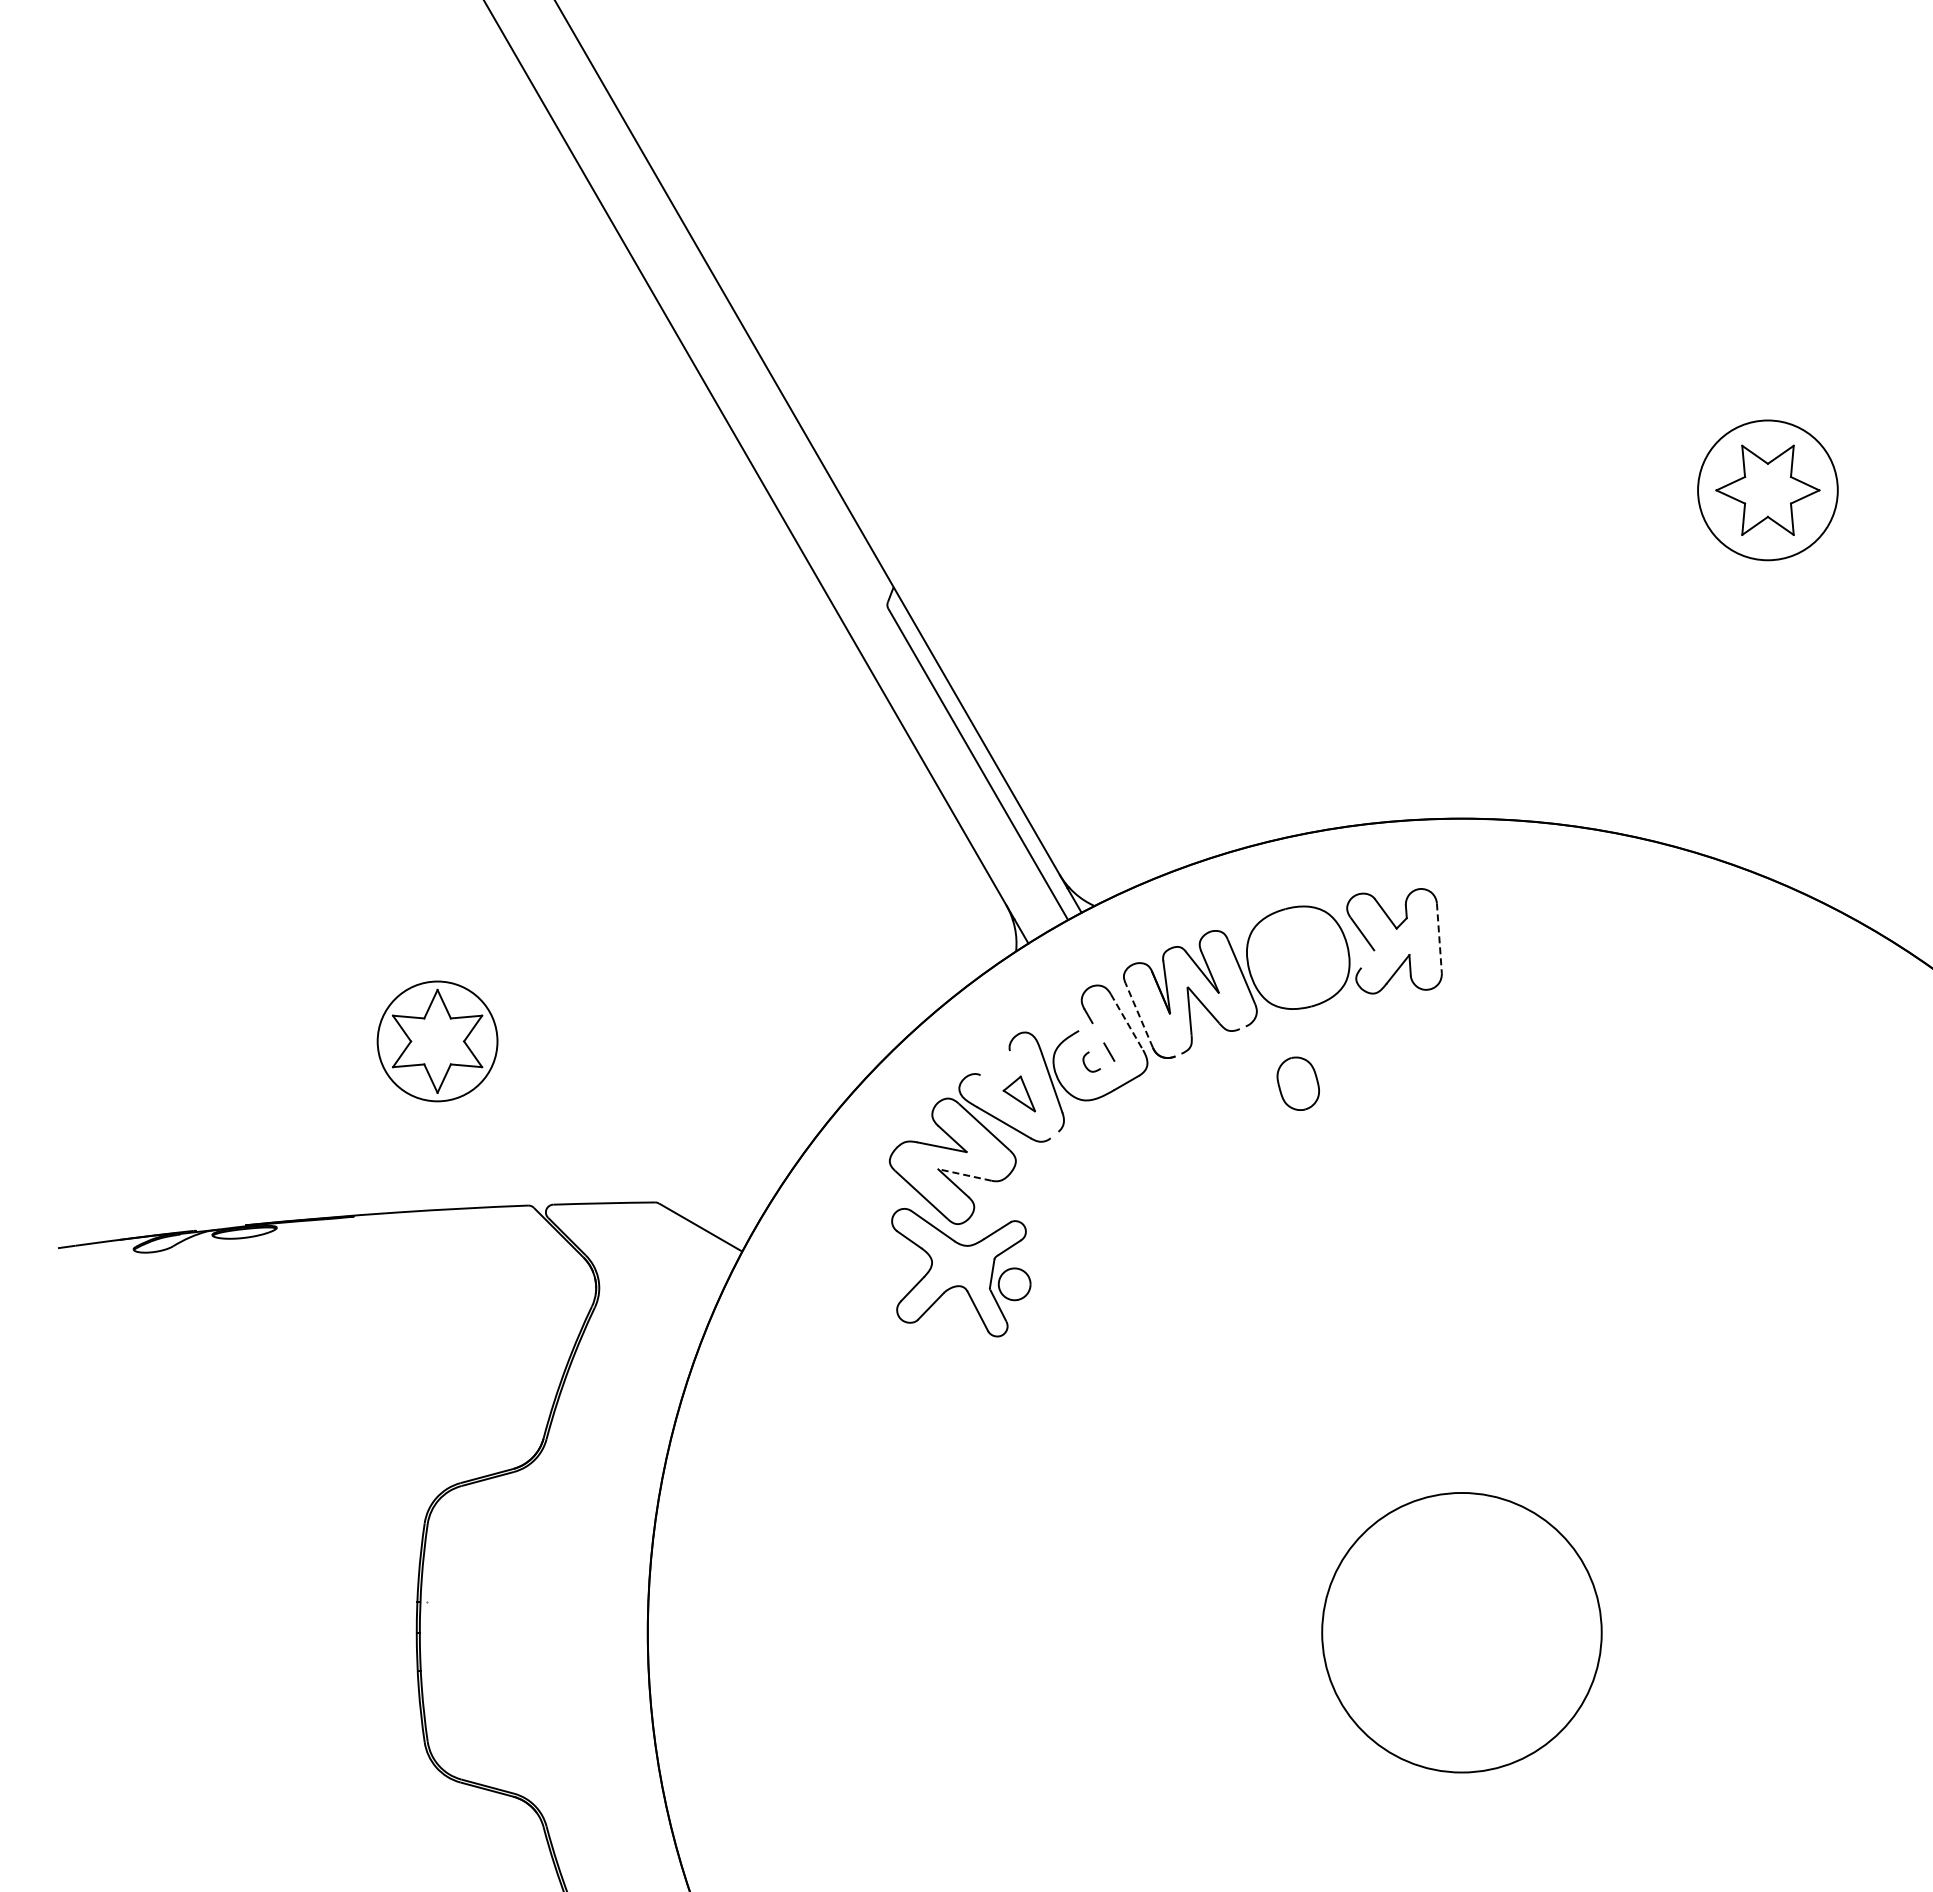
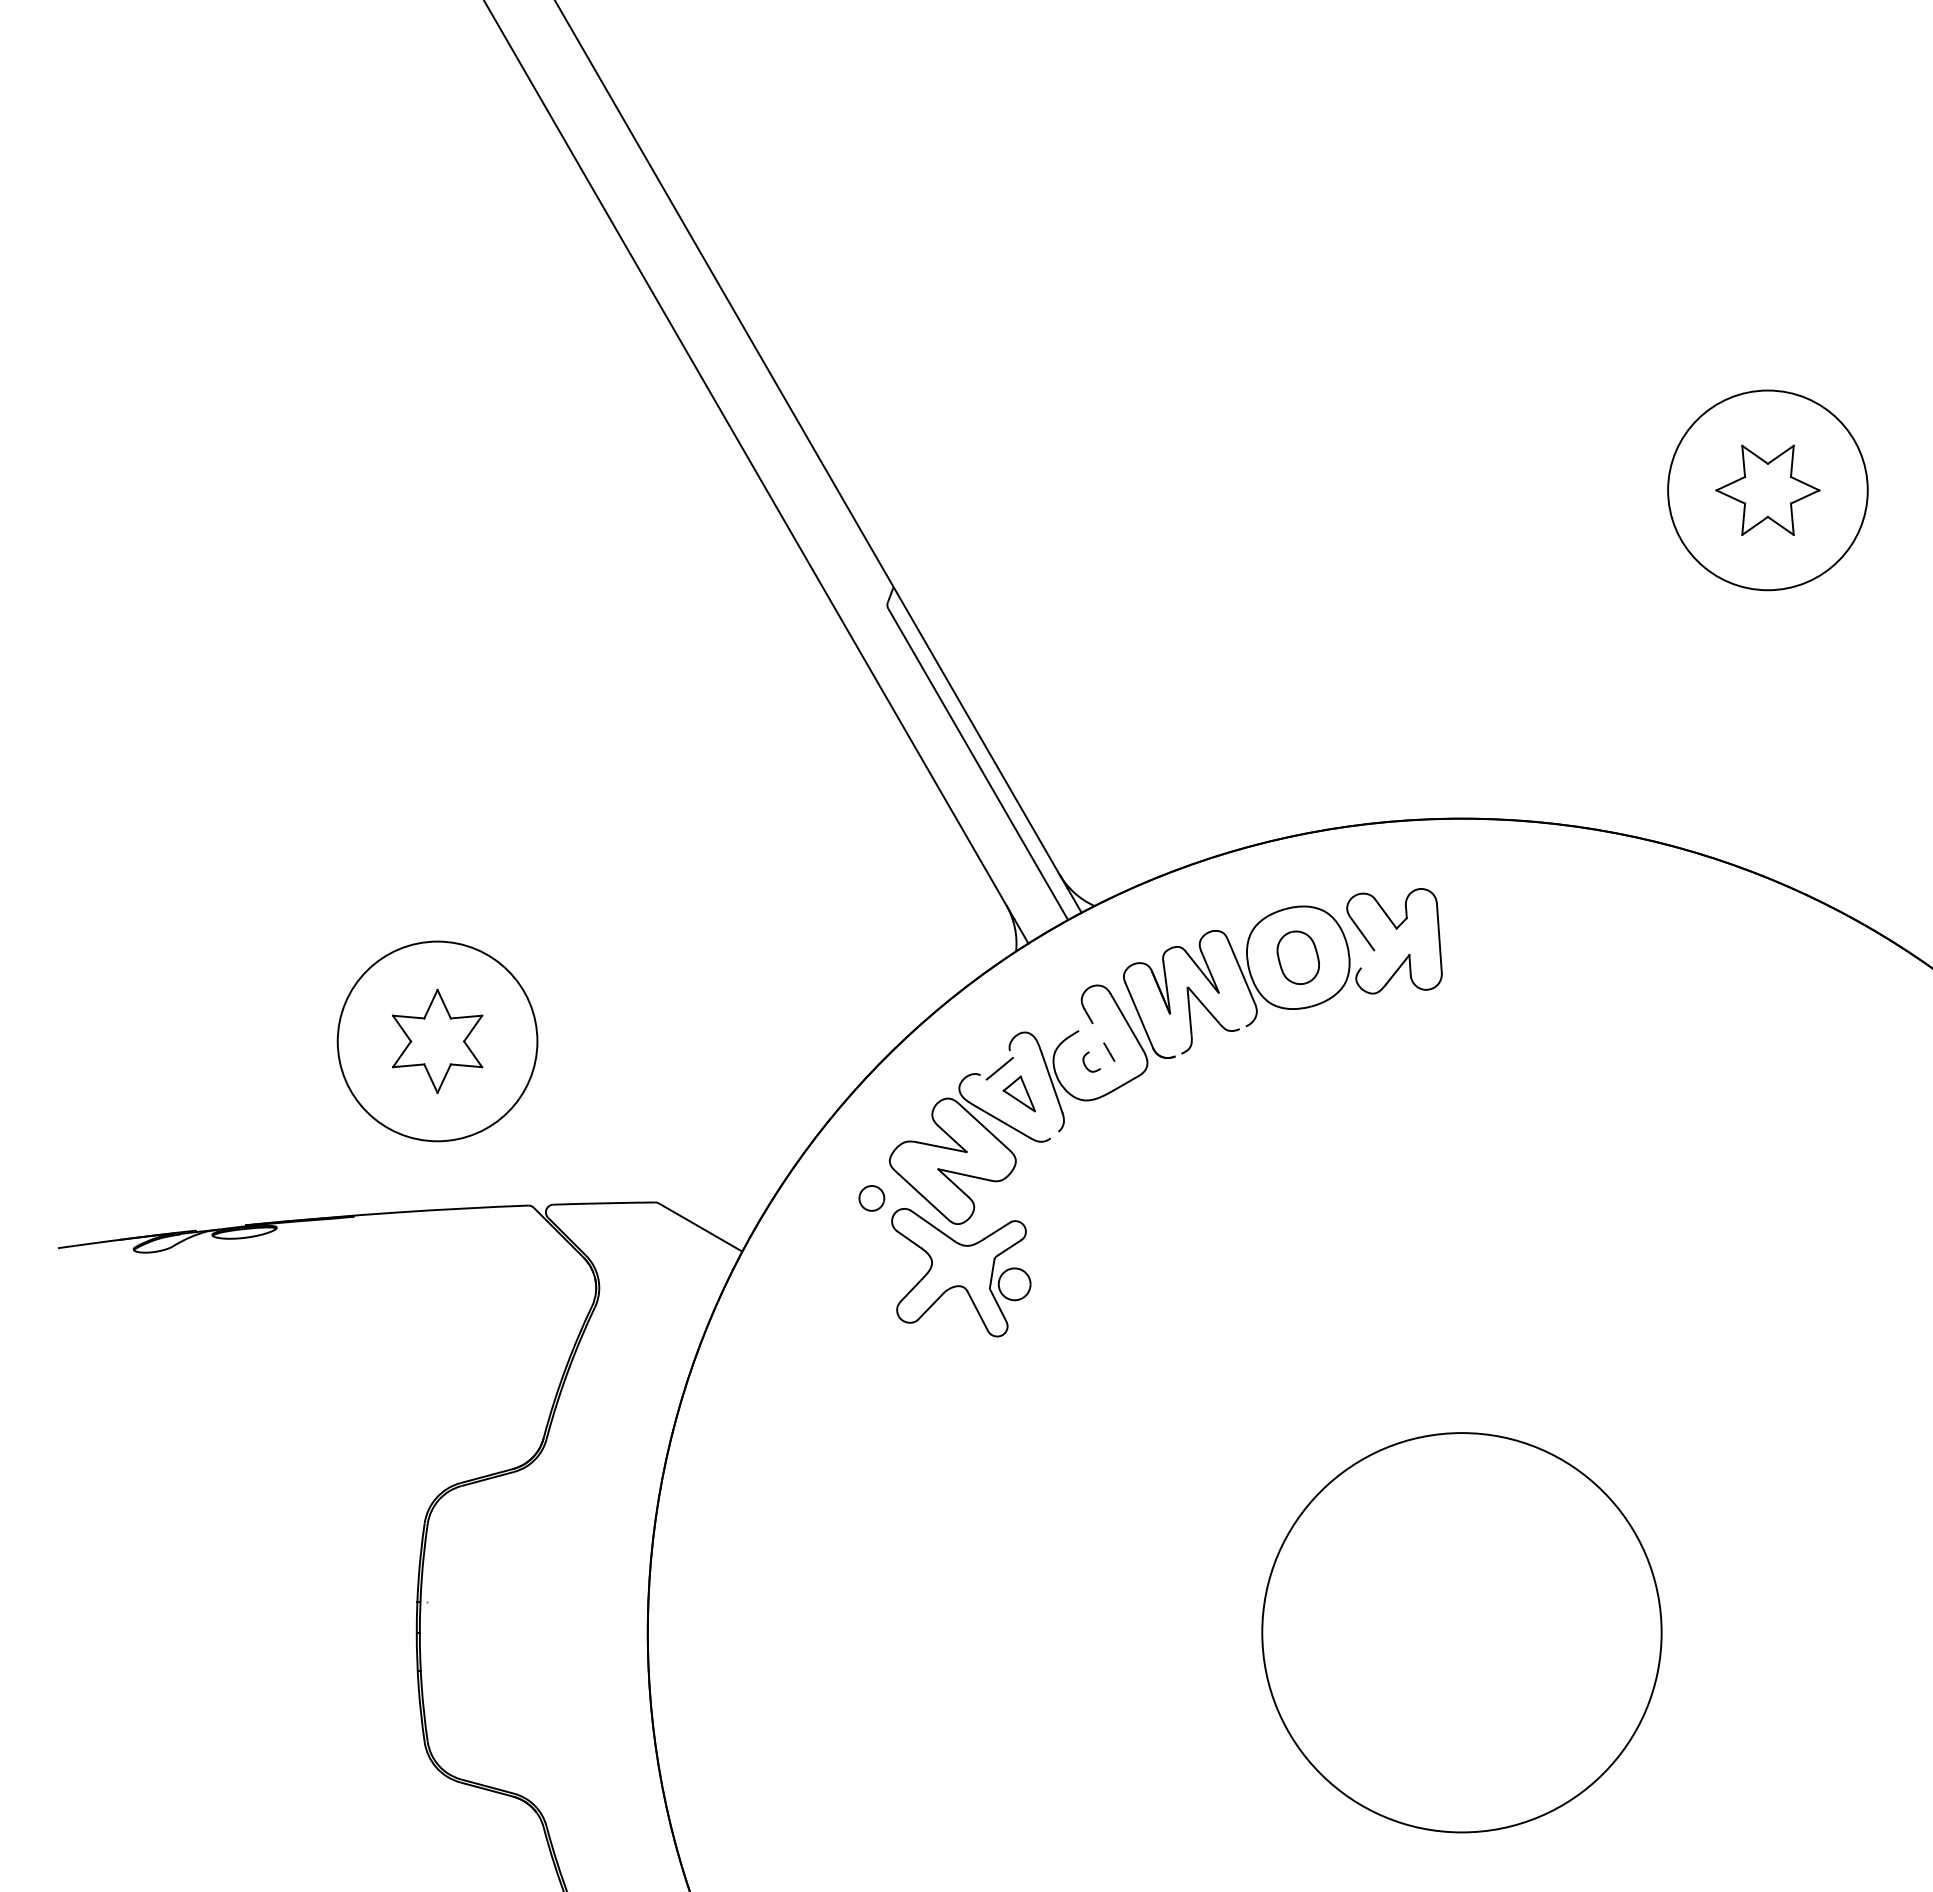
circle diameter: 140 px -> 200 px (1767, 490)
line: dashed -> solid (1439, 938)
line: dashed -> solid (1139, 1014)
line: dashed -> solid (1127, 1022)
circle diameter: 120 px -> 200 px (437, 1041)
line: none -> present (999, 1068)
part position: (1297, 1083) -> (1297, 957) (1297, 957)
line: dashed -> solid (964, 1174)
part: none -> present (871, 1198)
circle diameter: 280 px -> 399 px (1461, 1632)
